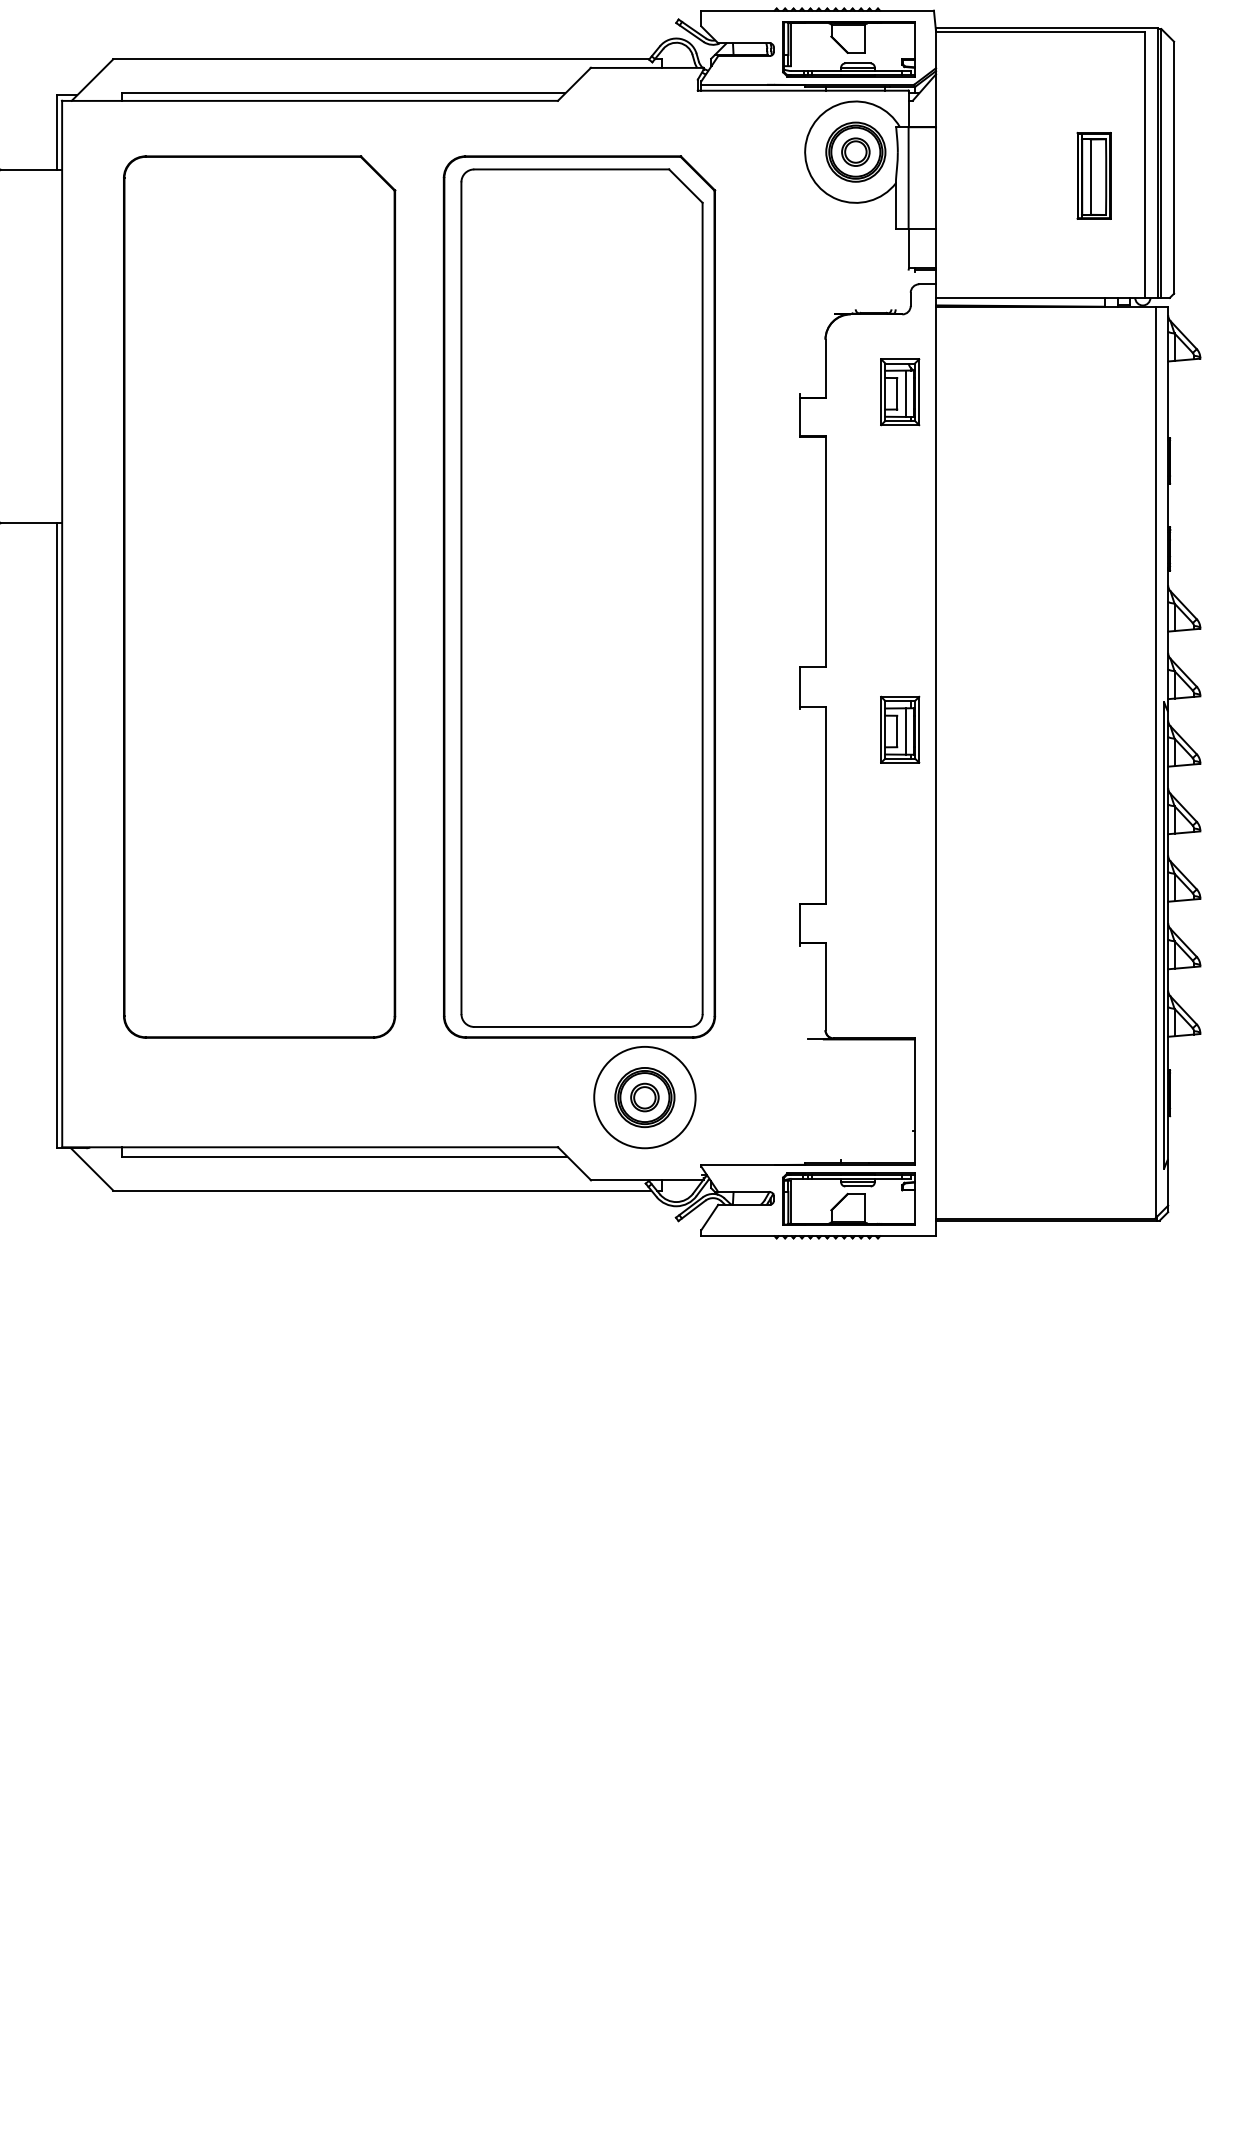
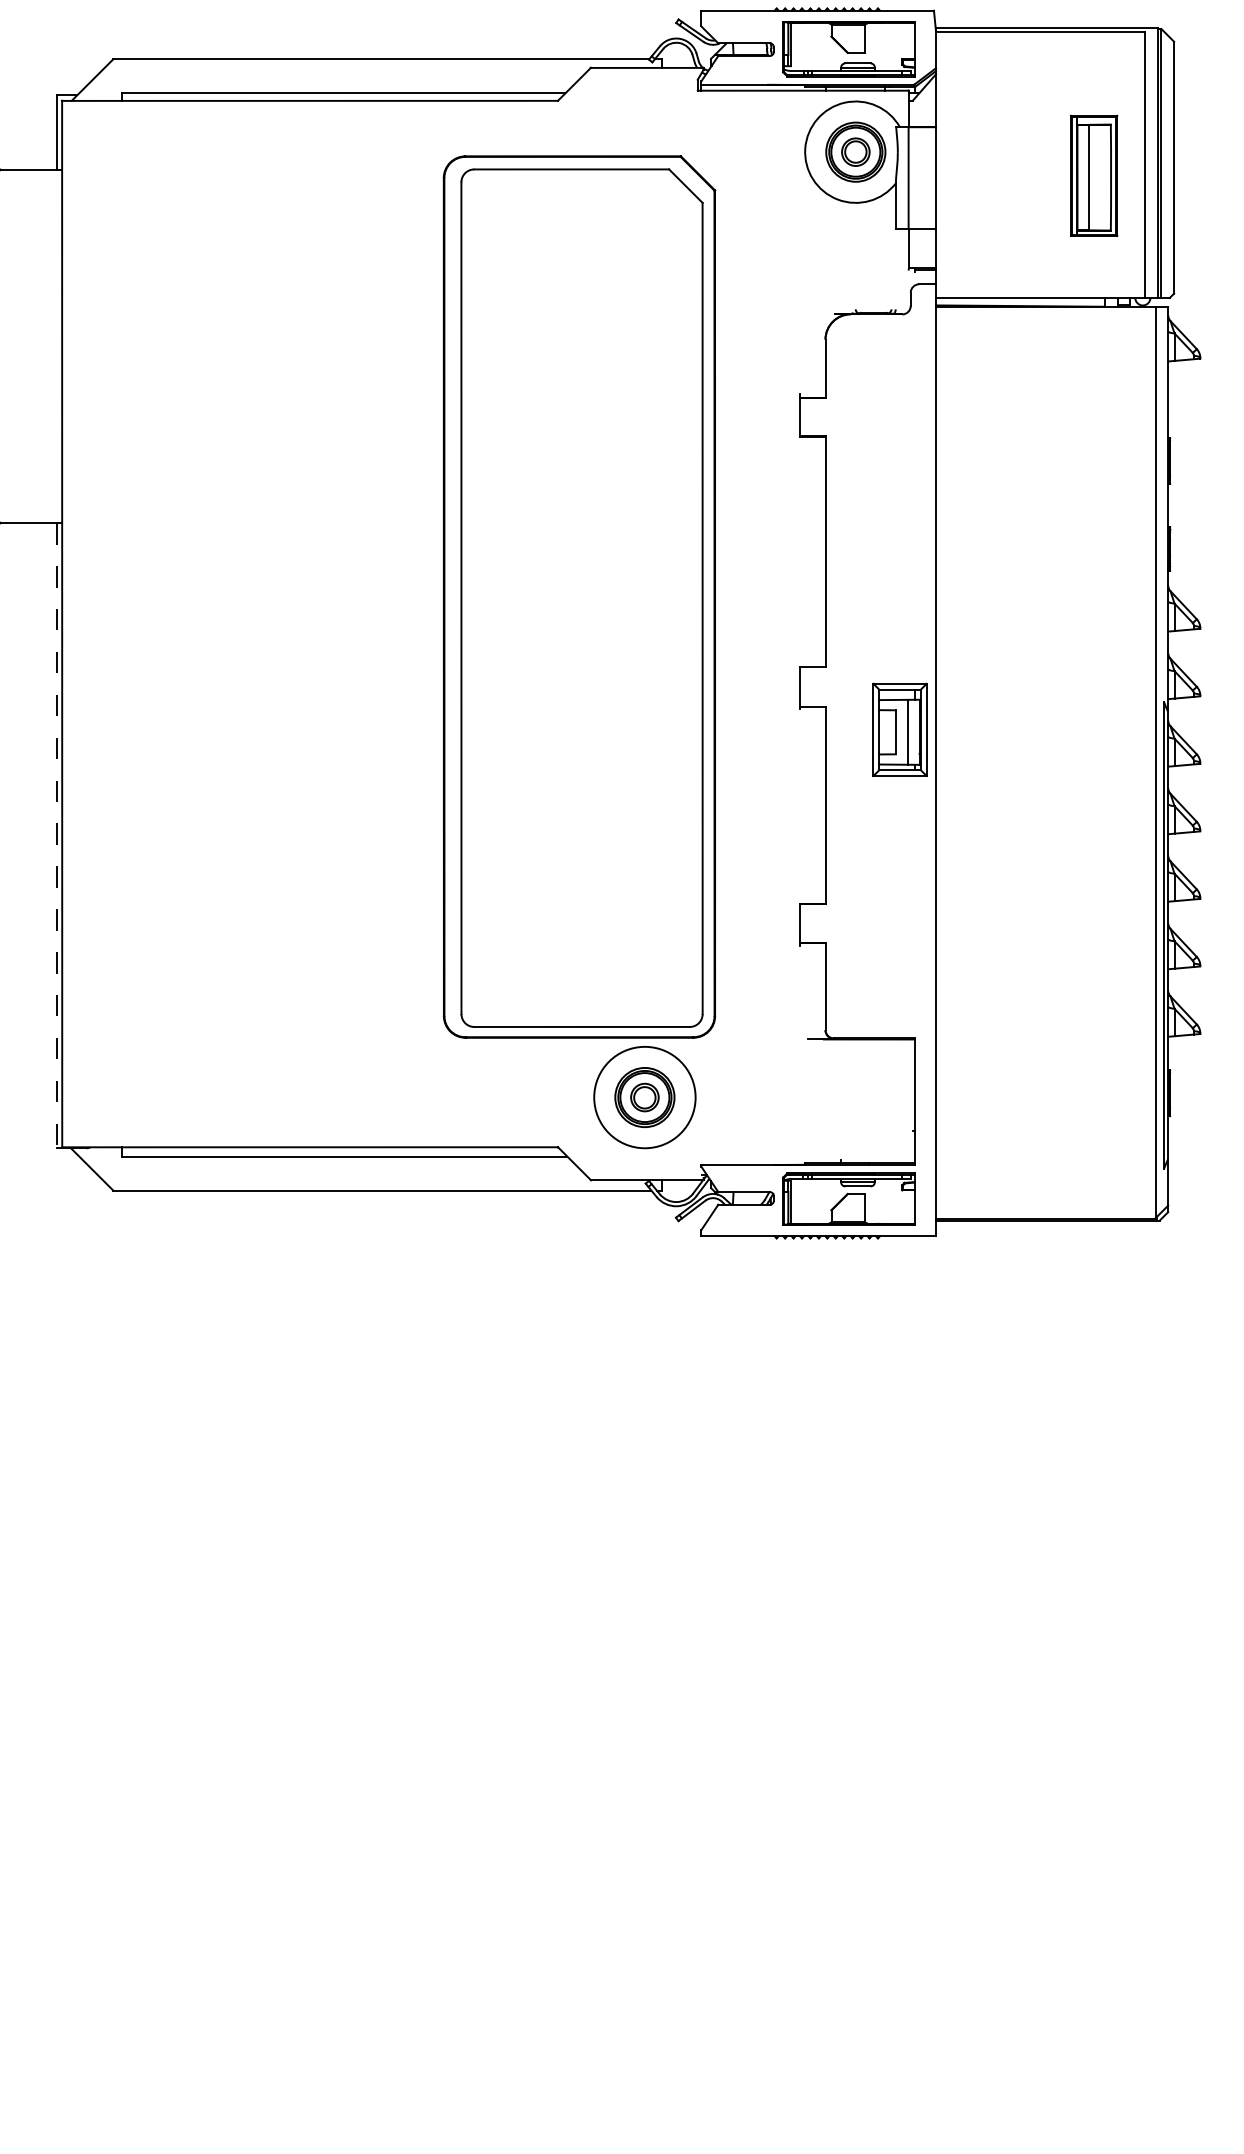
part size: 36x88 px -> 49x123 px (1094, 175)
part: present -> none (900, 392)
part: present -> none (259, 596)
part size: 41x69 px -> 56x96 px (899, 729)
line: solid -> dashed (56, 836)
